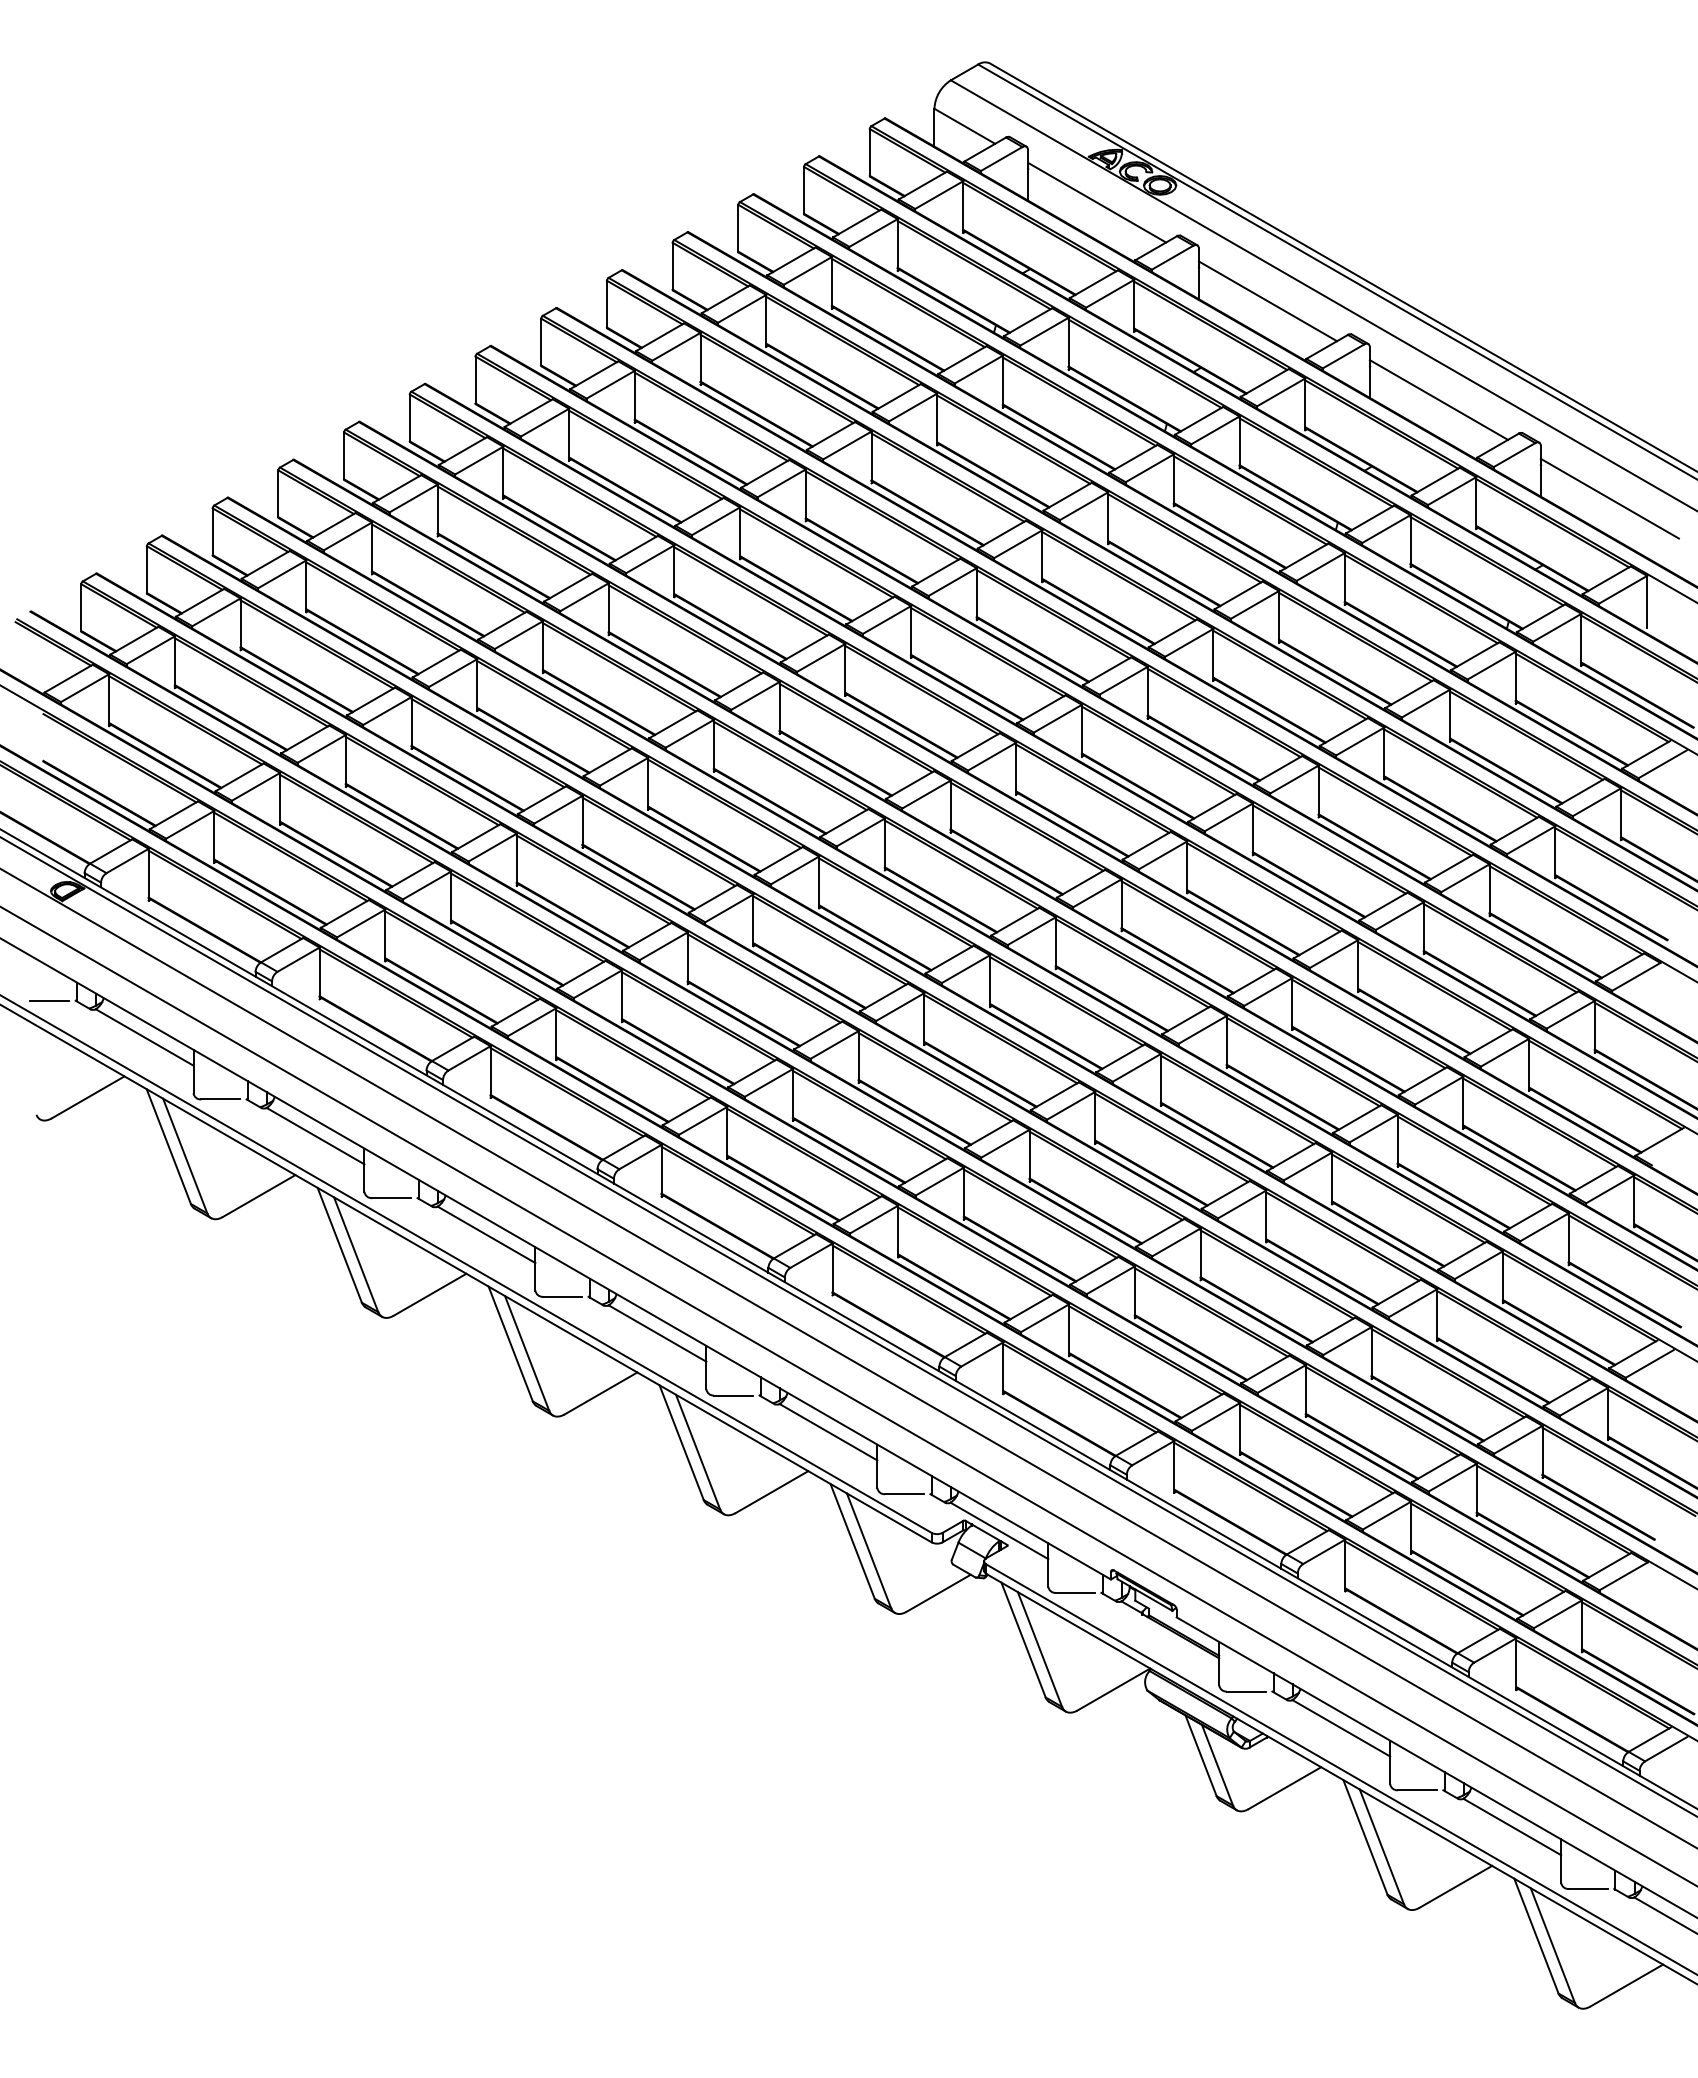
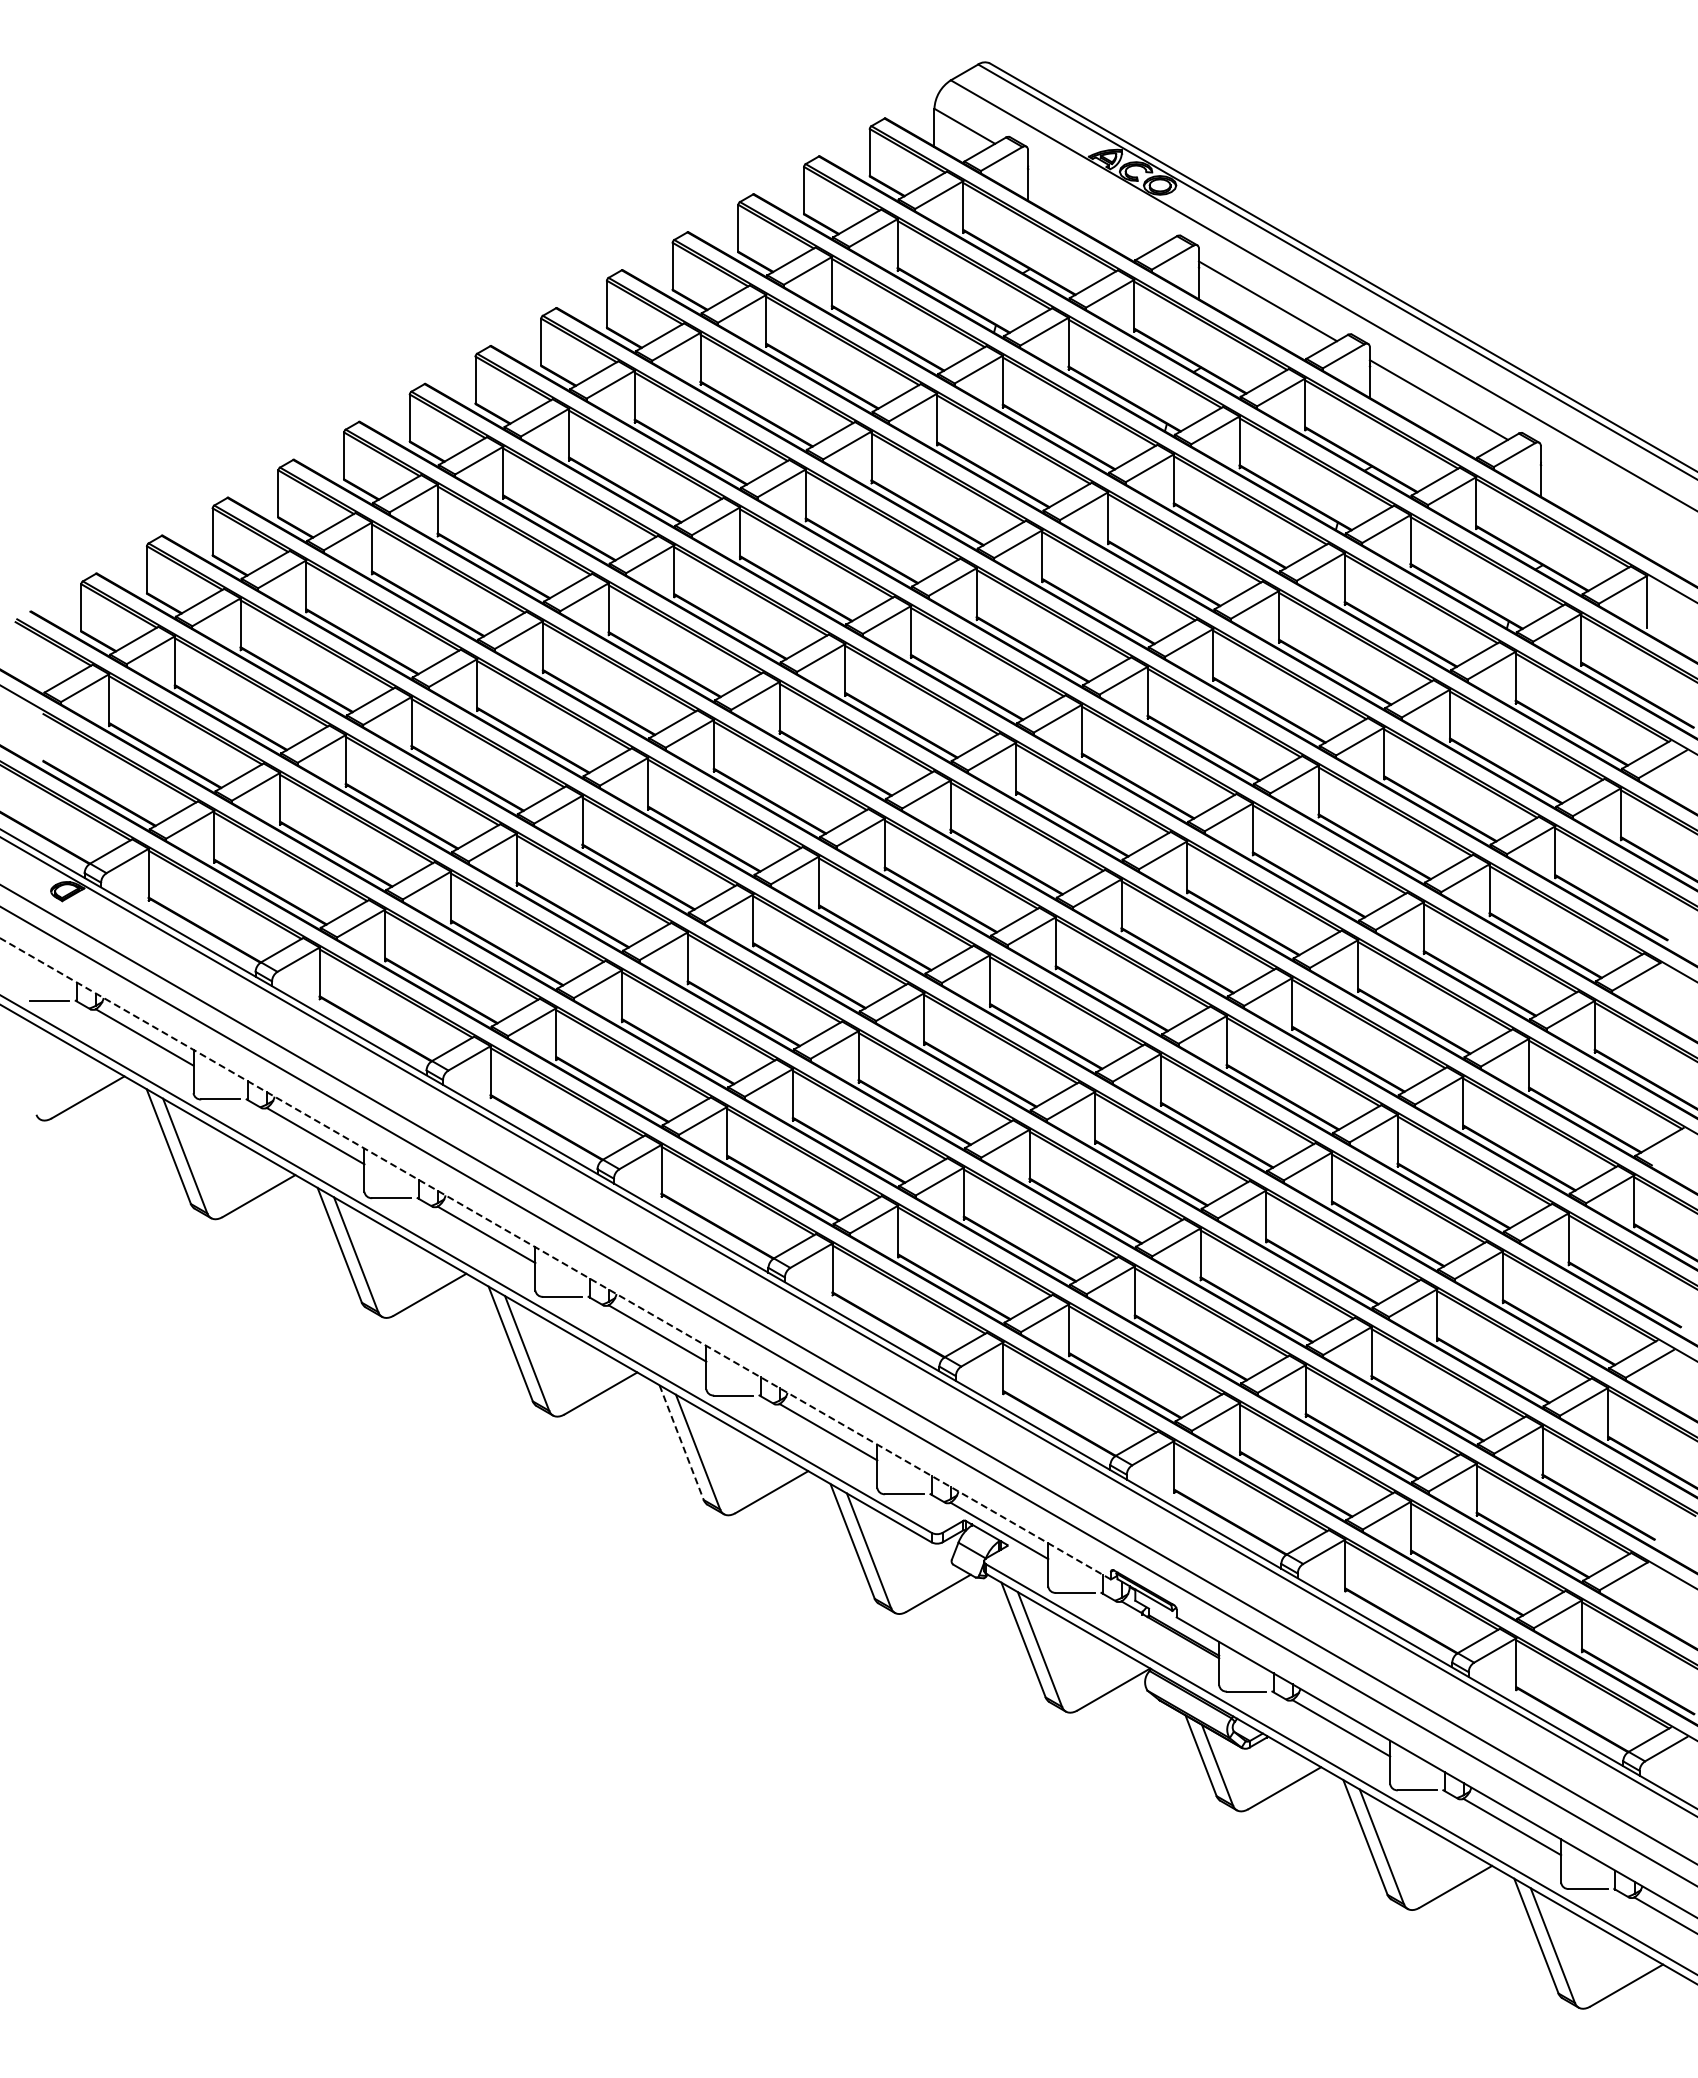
line: present -> none (1097, 202)
line: present -> none (1609, 498)
line: solid -> dashed (555, 1258)
line position: (848, 1357) -> (848, 1373) (848, 1373)
line: solid -> dashed (681, 1442)
